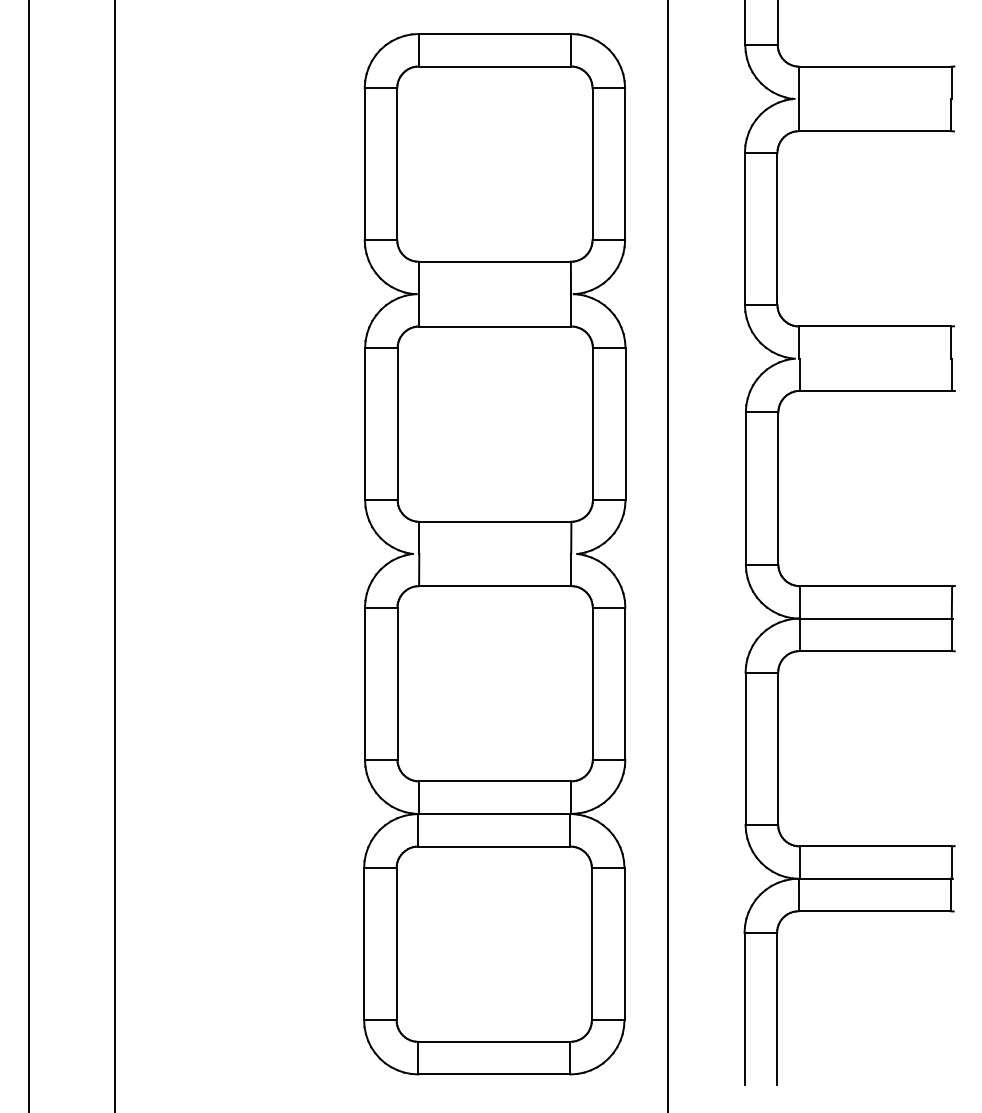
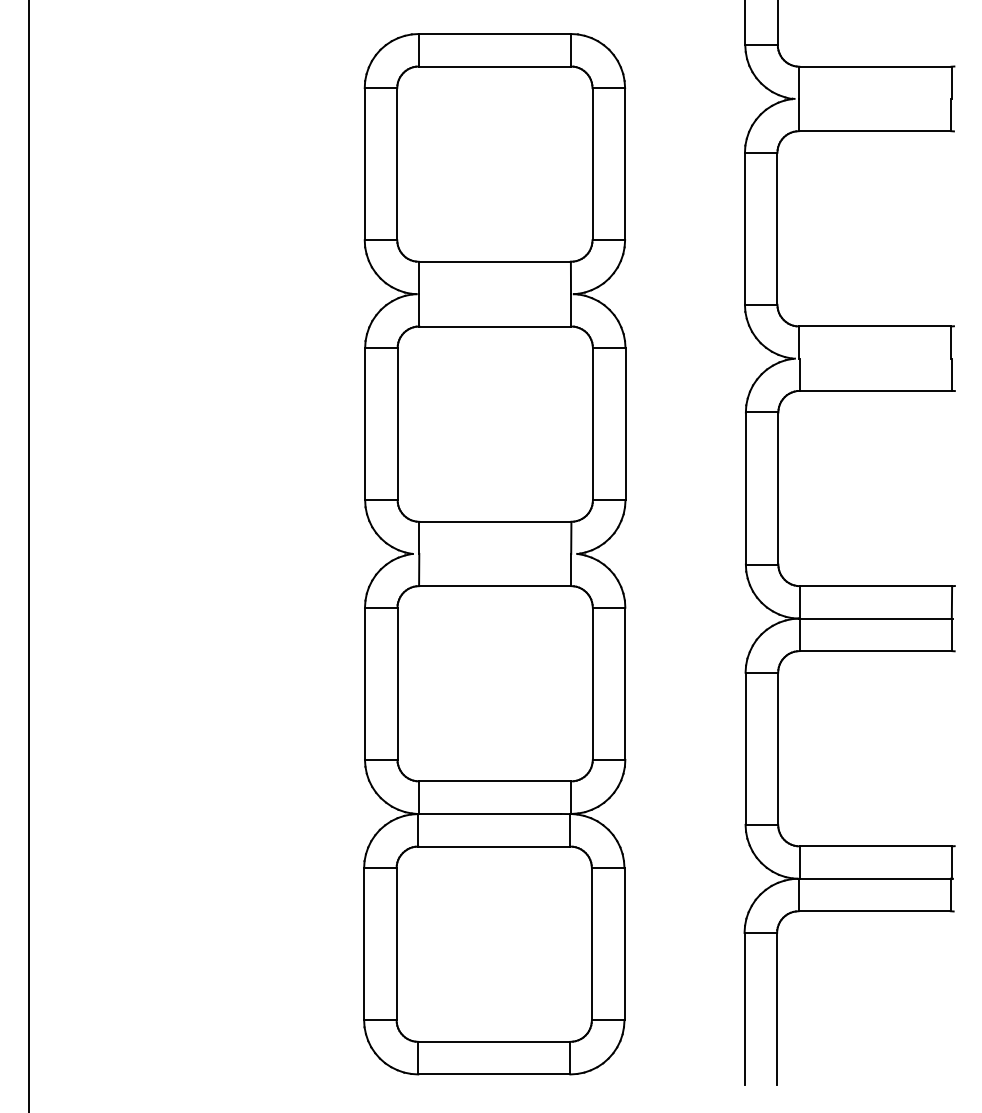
line: present -> none (114, 555)
line: present -> none (668, 555)
